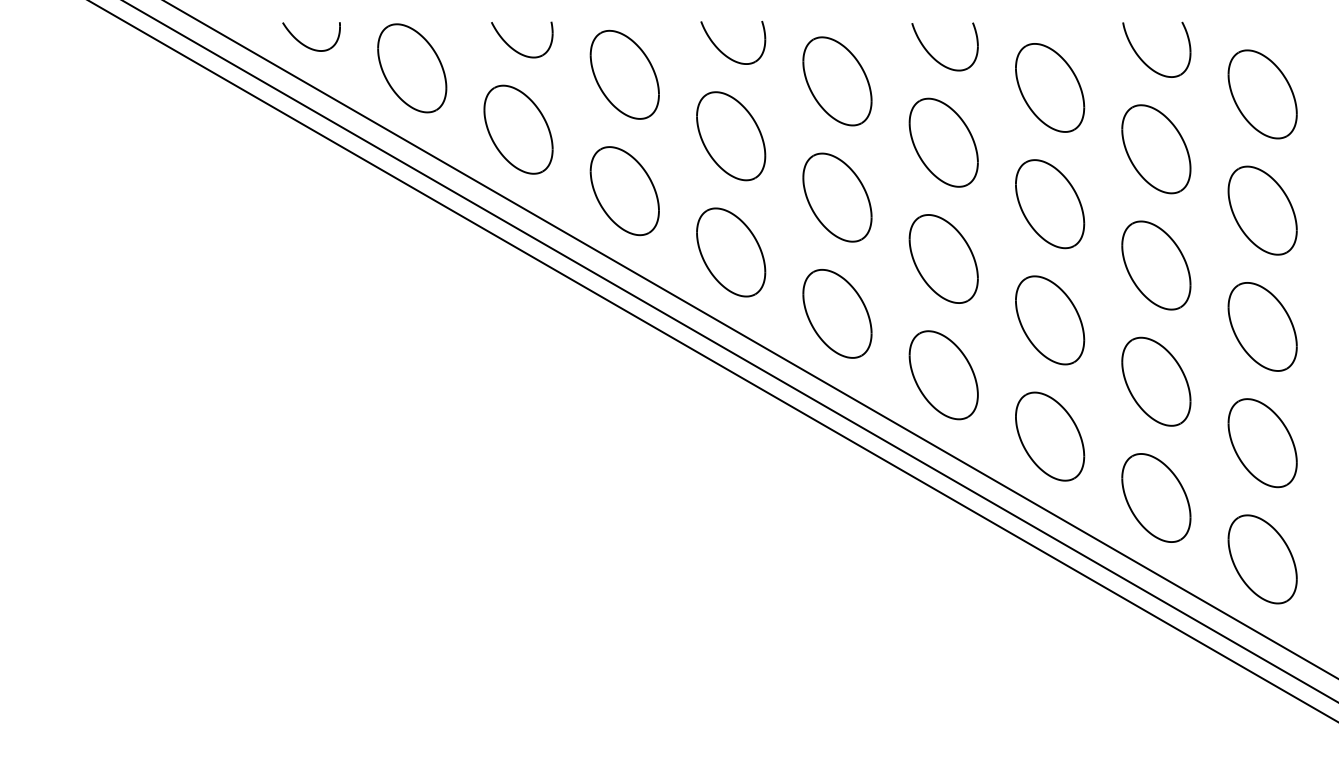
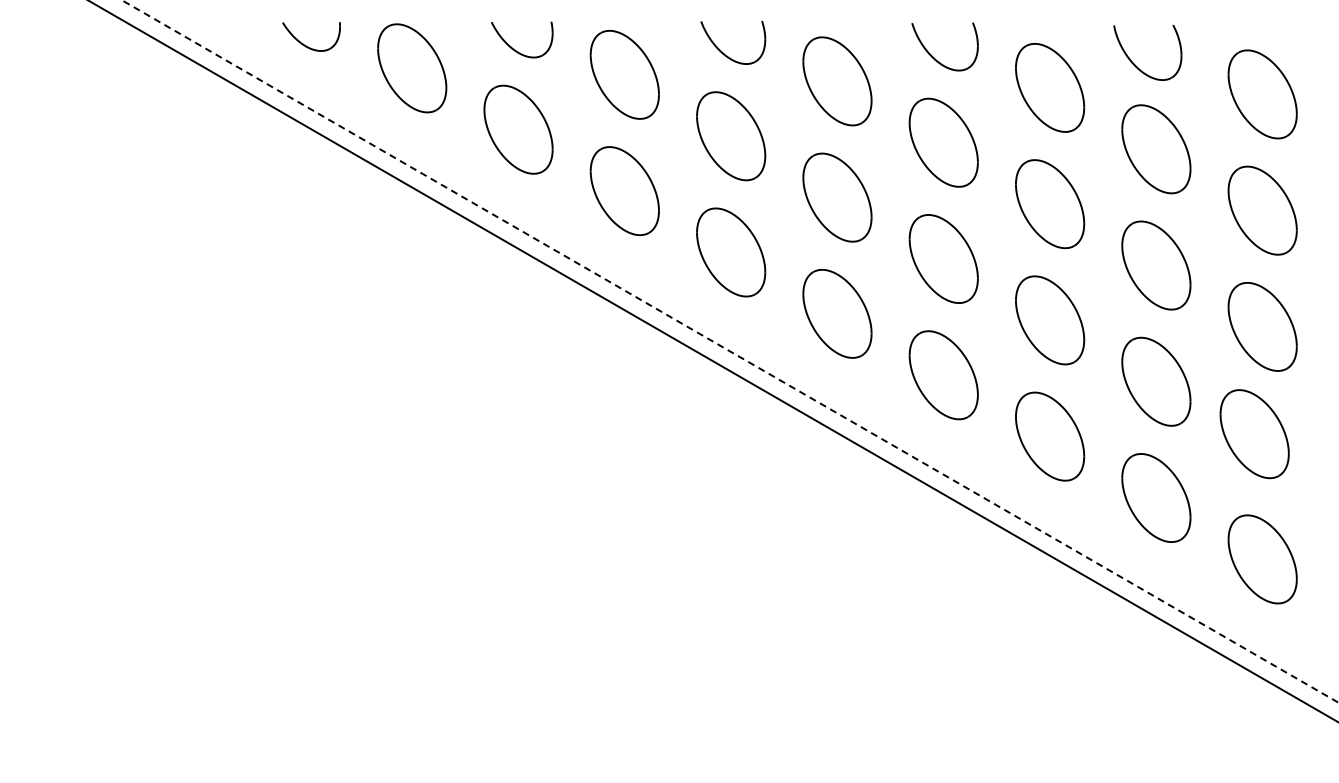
part position: (1144, 61) -> (1135, 64) (1135, 64)
line: present -> none (750, 339)
line: solid -> dashed (731, 351)
part position: (1262, 443) -> (1254, 434) (1254, 434)
